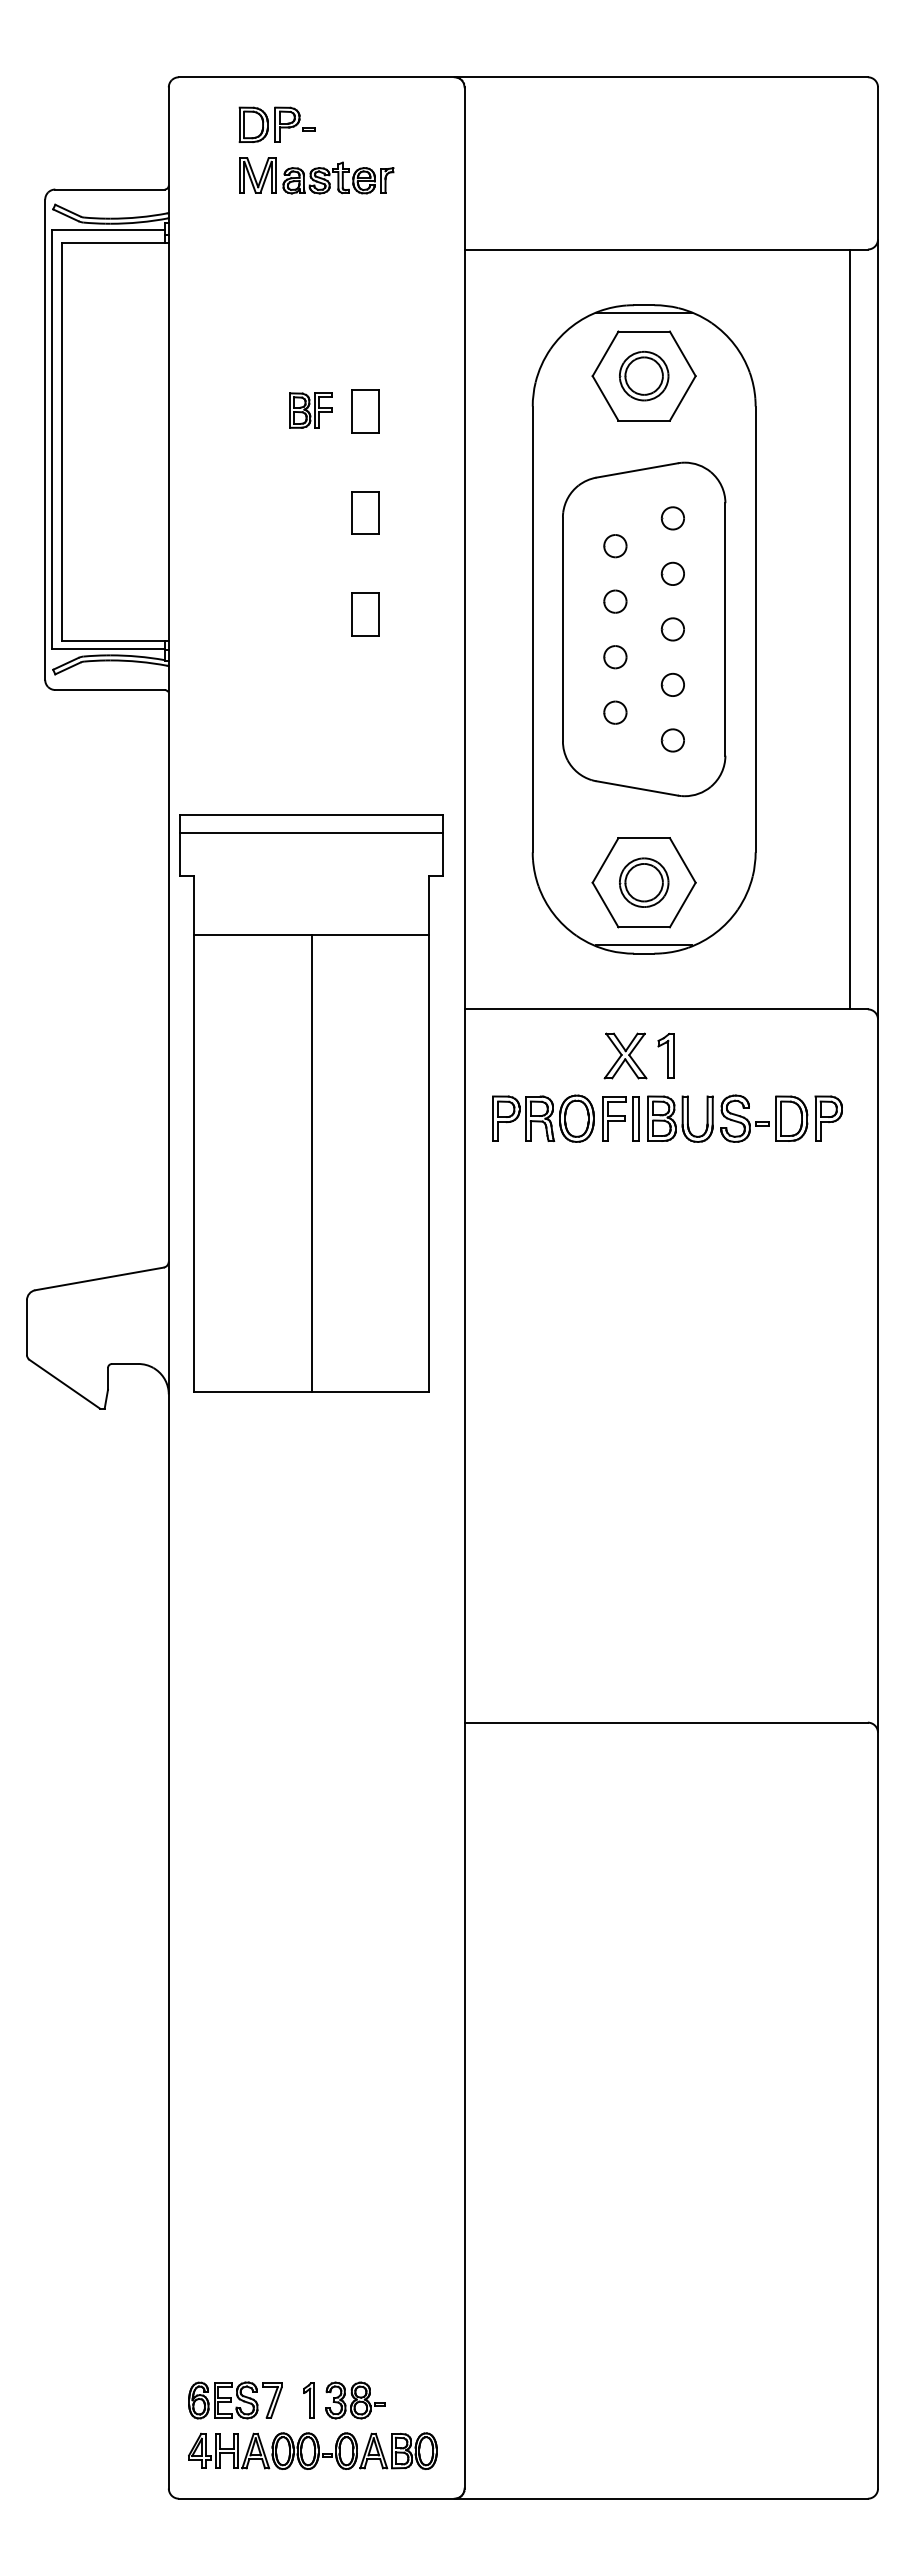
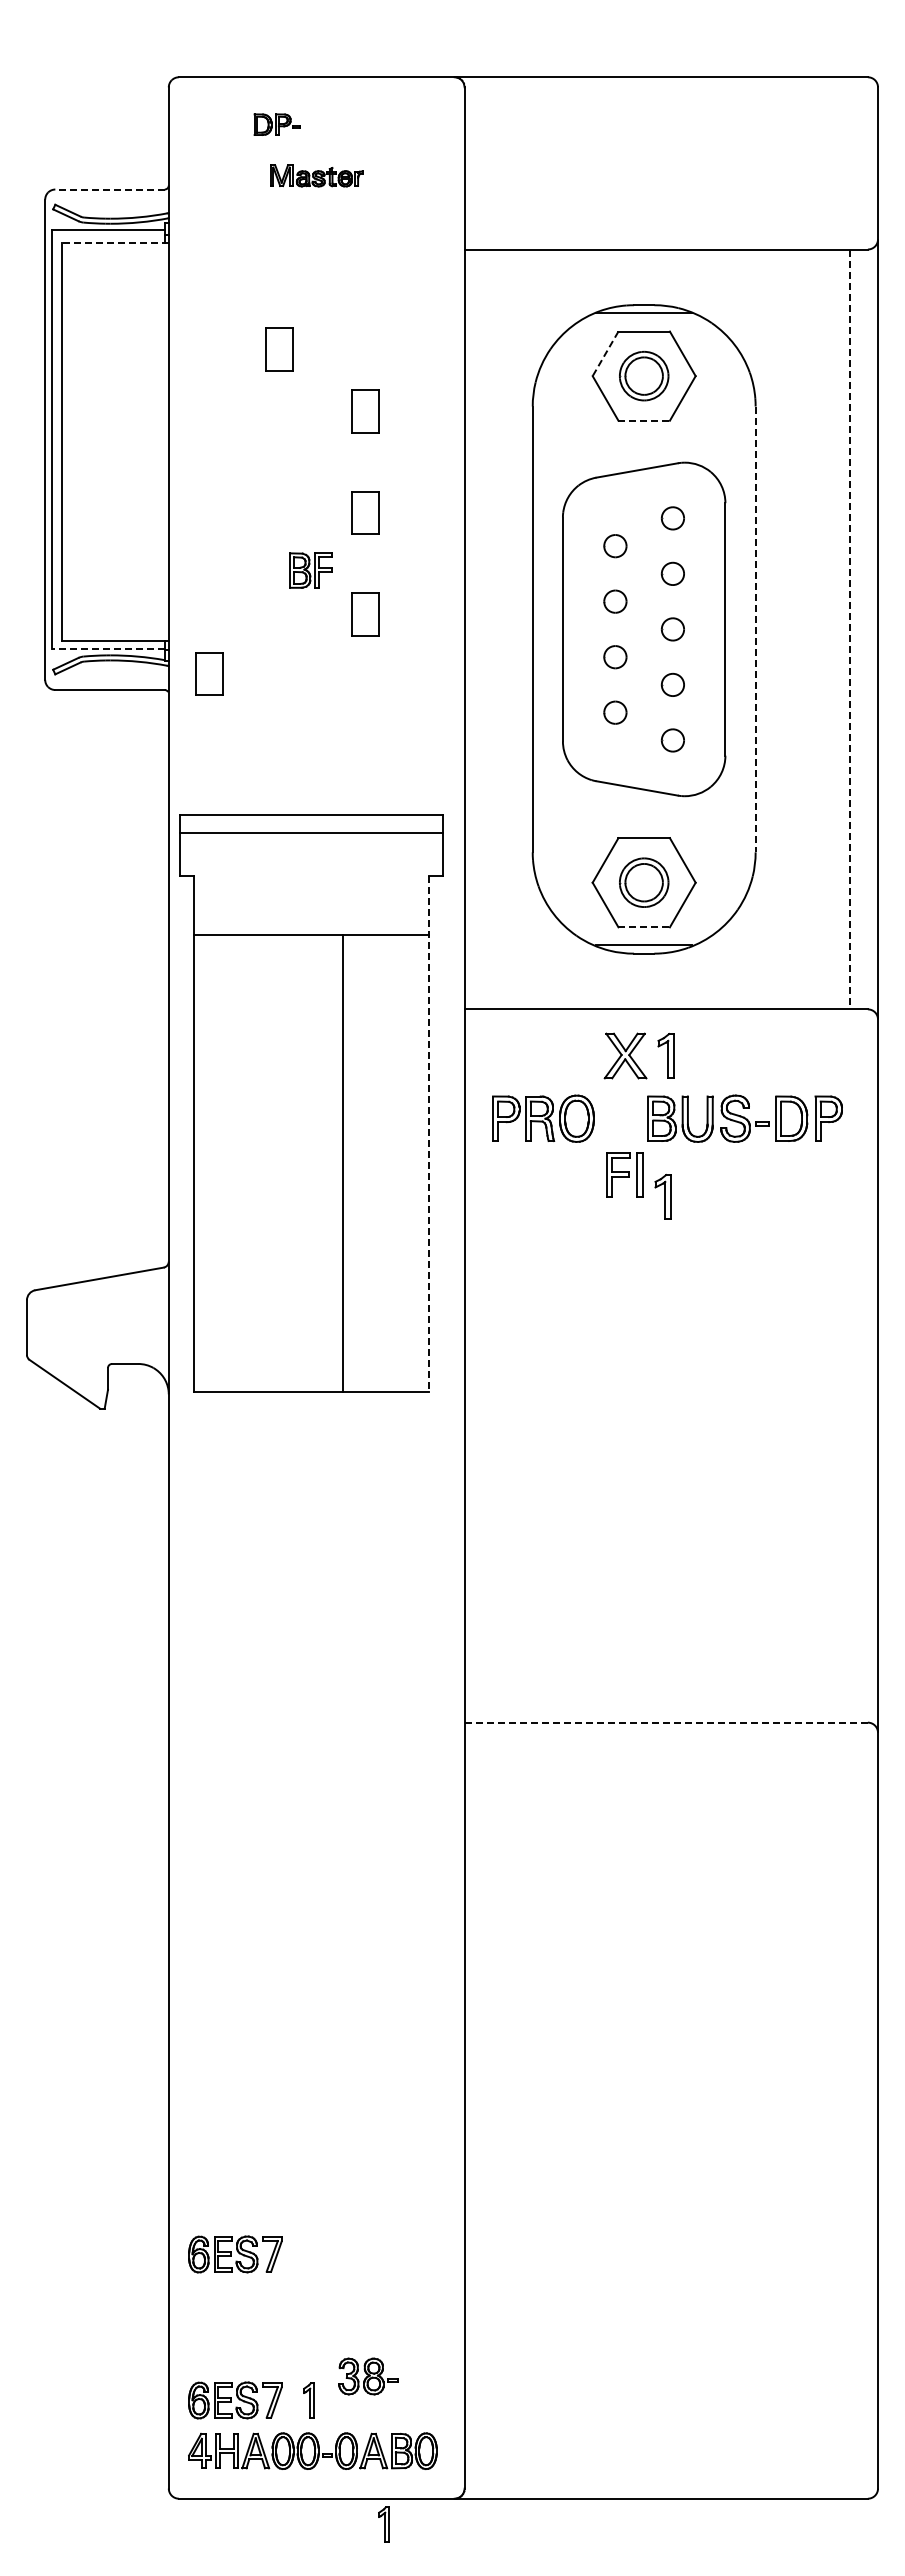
part size: 78x37 px -> 48x23 px (276, 124)
part size: 156x38 px -> 94x24 px (316, 175)
line: solid -> dashed (110, 189)
line: solid -> dashed (115, 243)
part: none -> present (279, 349)
line: solid -> dashed (605, 353)
part position: (310, 410) -> (310, 570) (310, 570)
line: solid -> dashed (644, 420)
line: solid -> dashed (755, 629)
line: solid -> dashed (849, 629)
line: solid -> dashed (107, 648)
part: none -> present (209, 673)
line: solid -> dashed (644, 927)
part position: (620, 1118) -> (624, 1174) (624, 1174)
line: solid -> dashed (429, 1134)
line position: (311, 1163) -> (342, 1163) (342, 1163)
part: none -> present (662, 1196)
line: solid -> dashed (666, 1722)
part: none -> present (235, 2254)
part position: (355, 2400) -> (368, 2376) (368, 2376)
part: none -> present (383, 2524)
